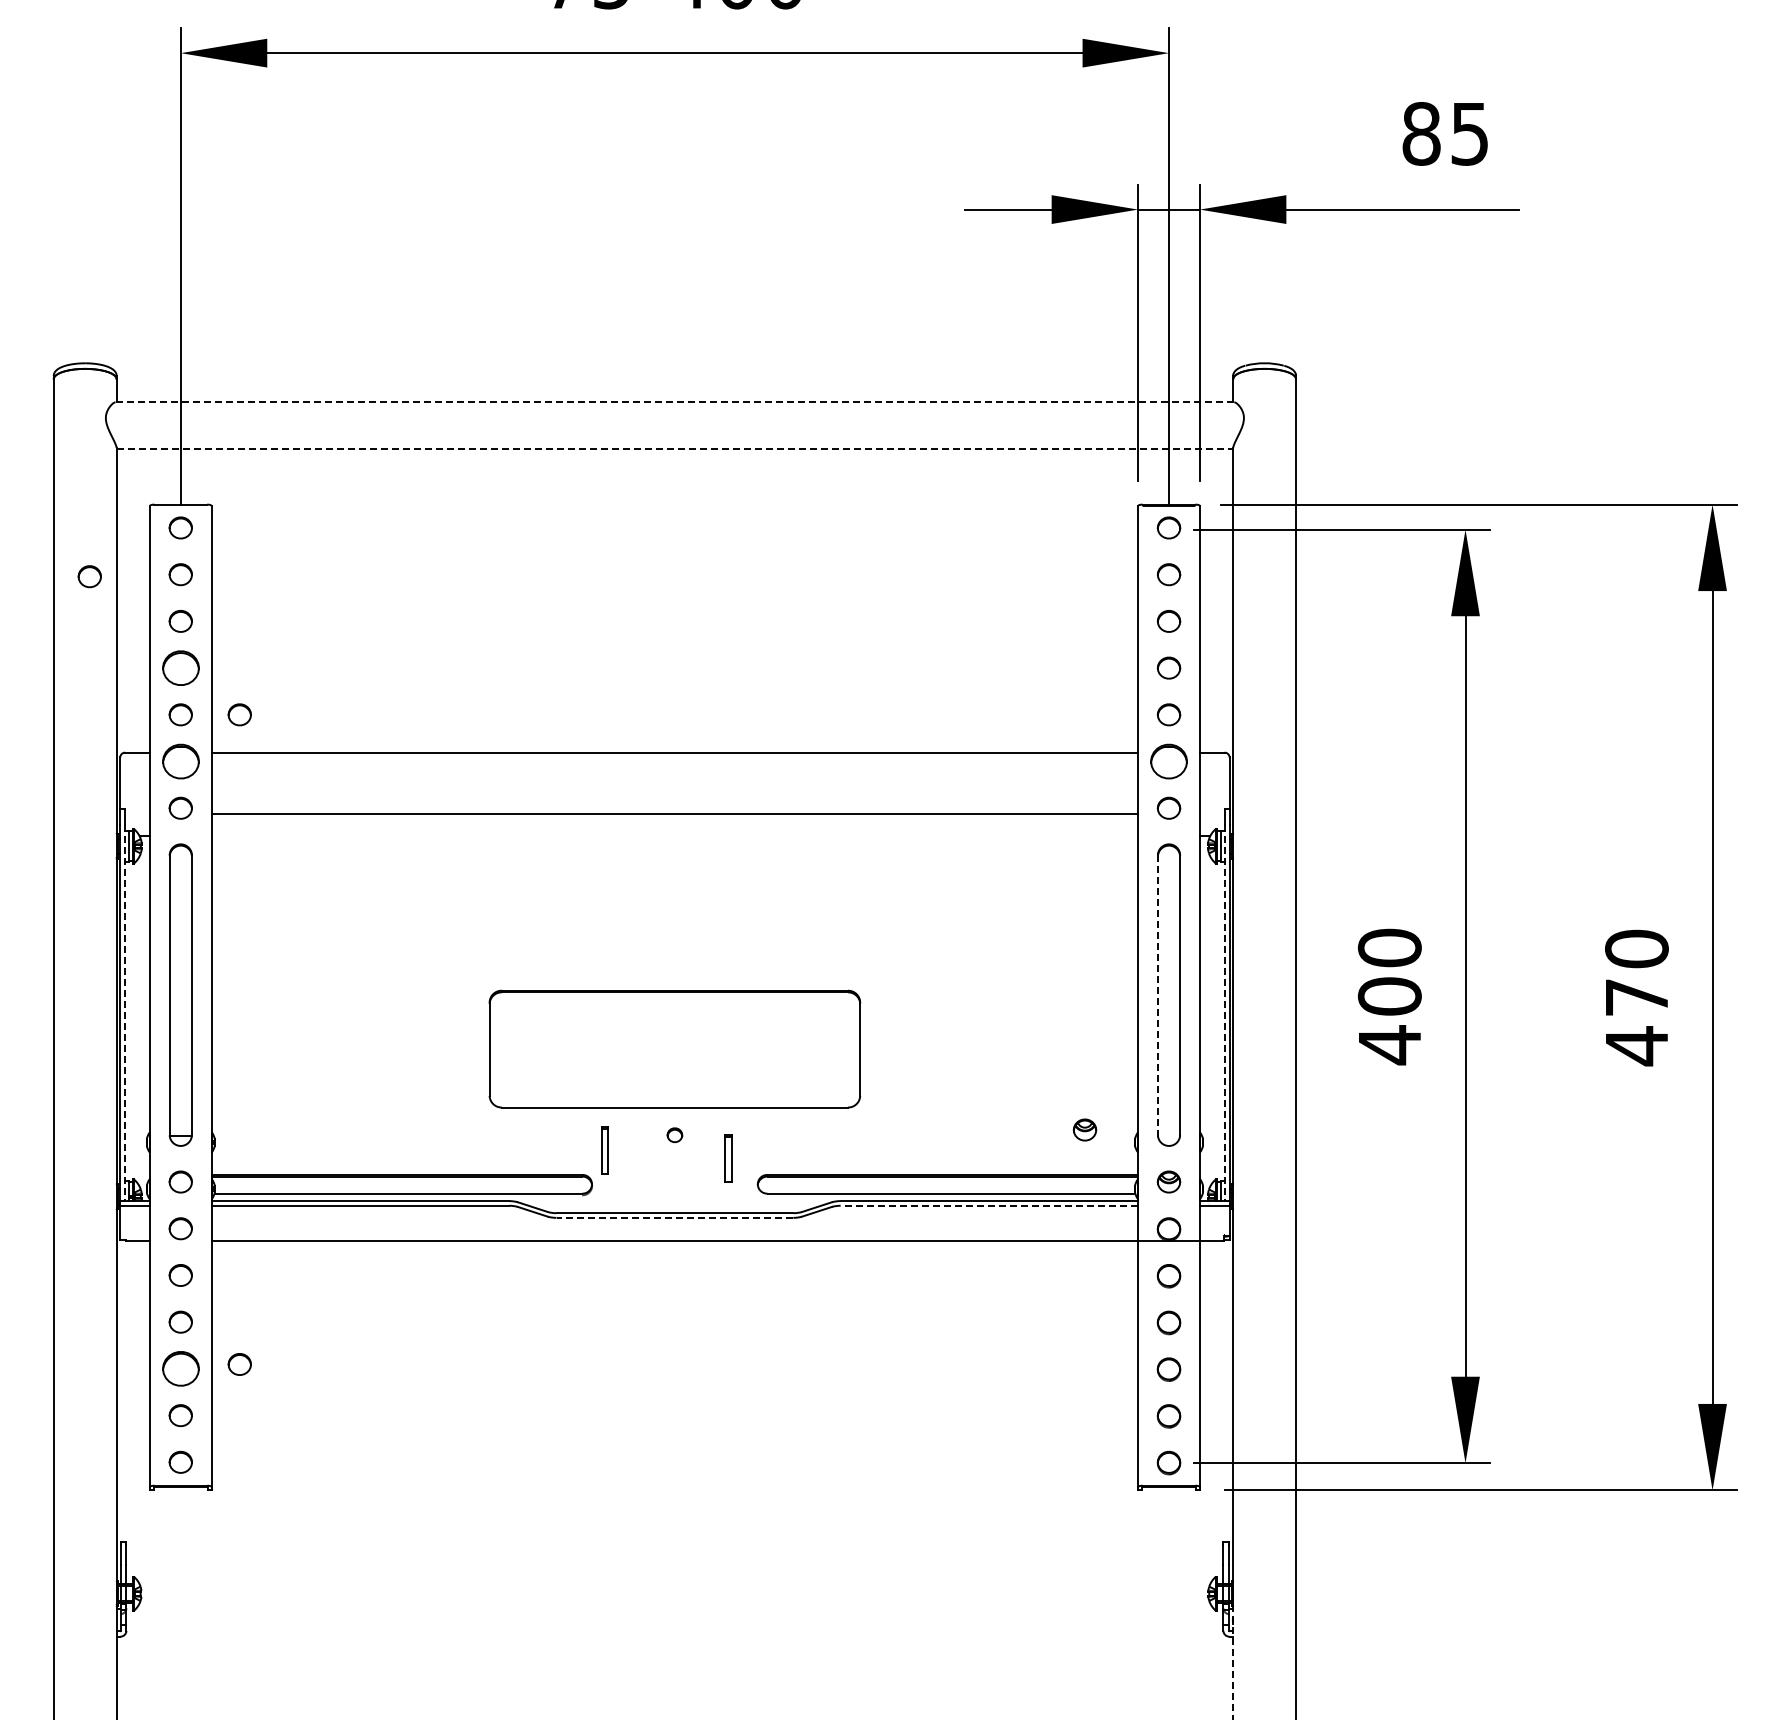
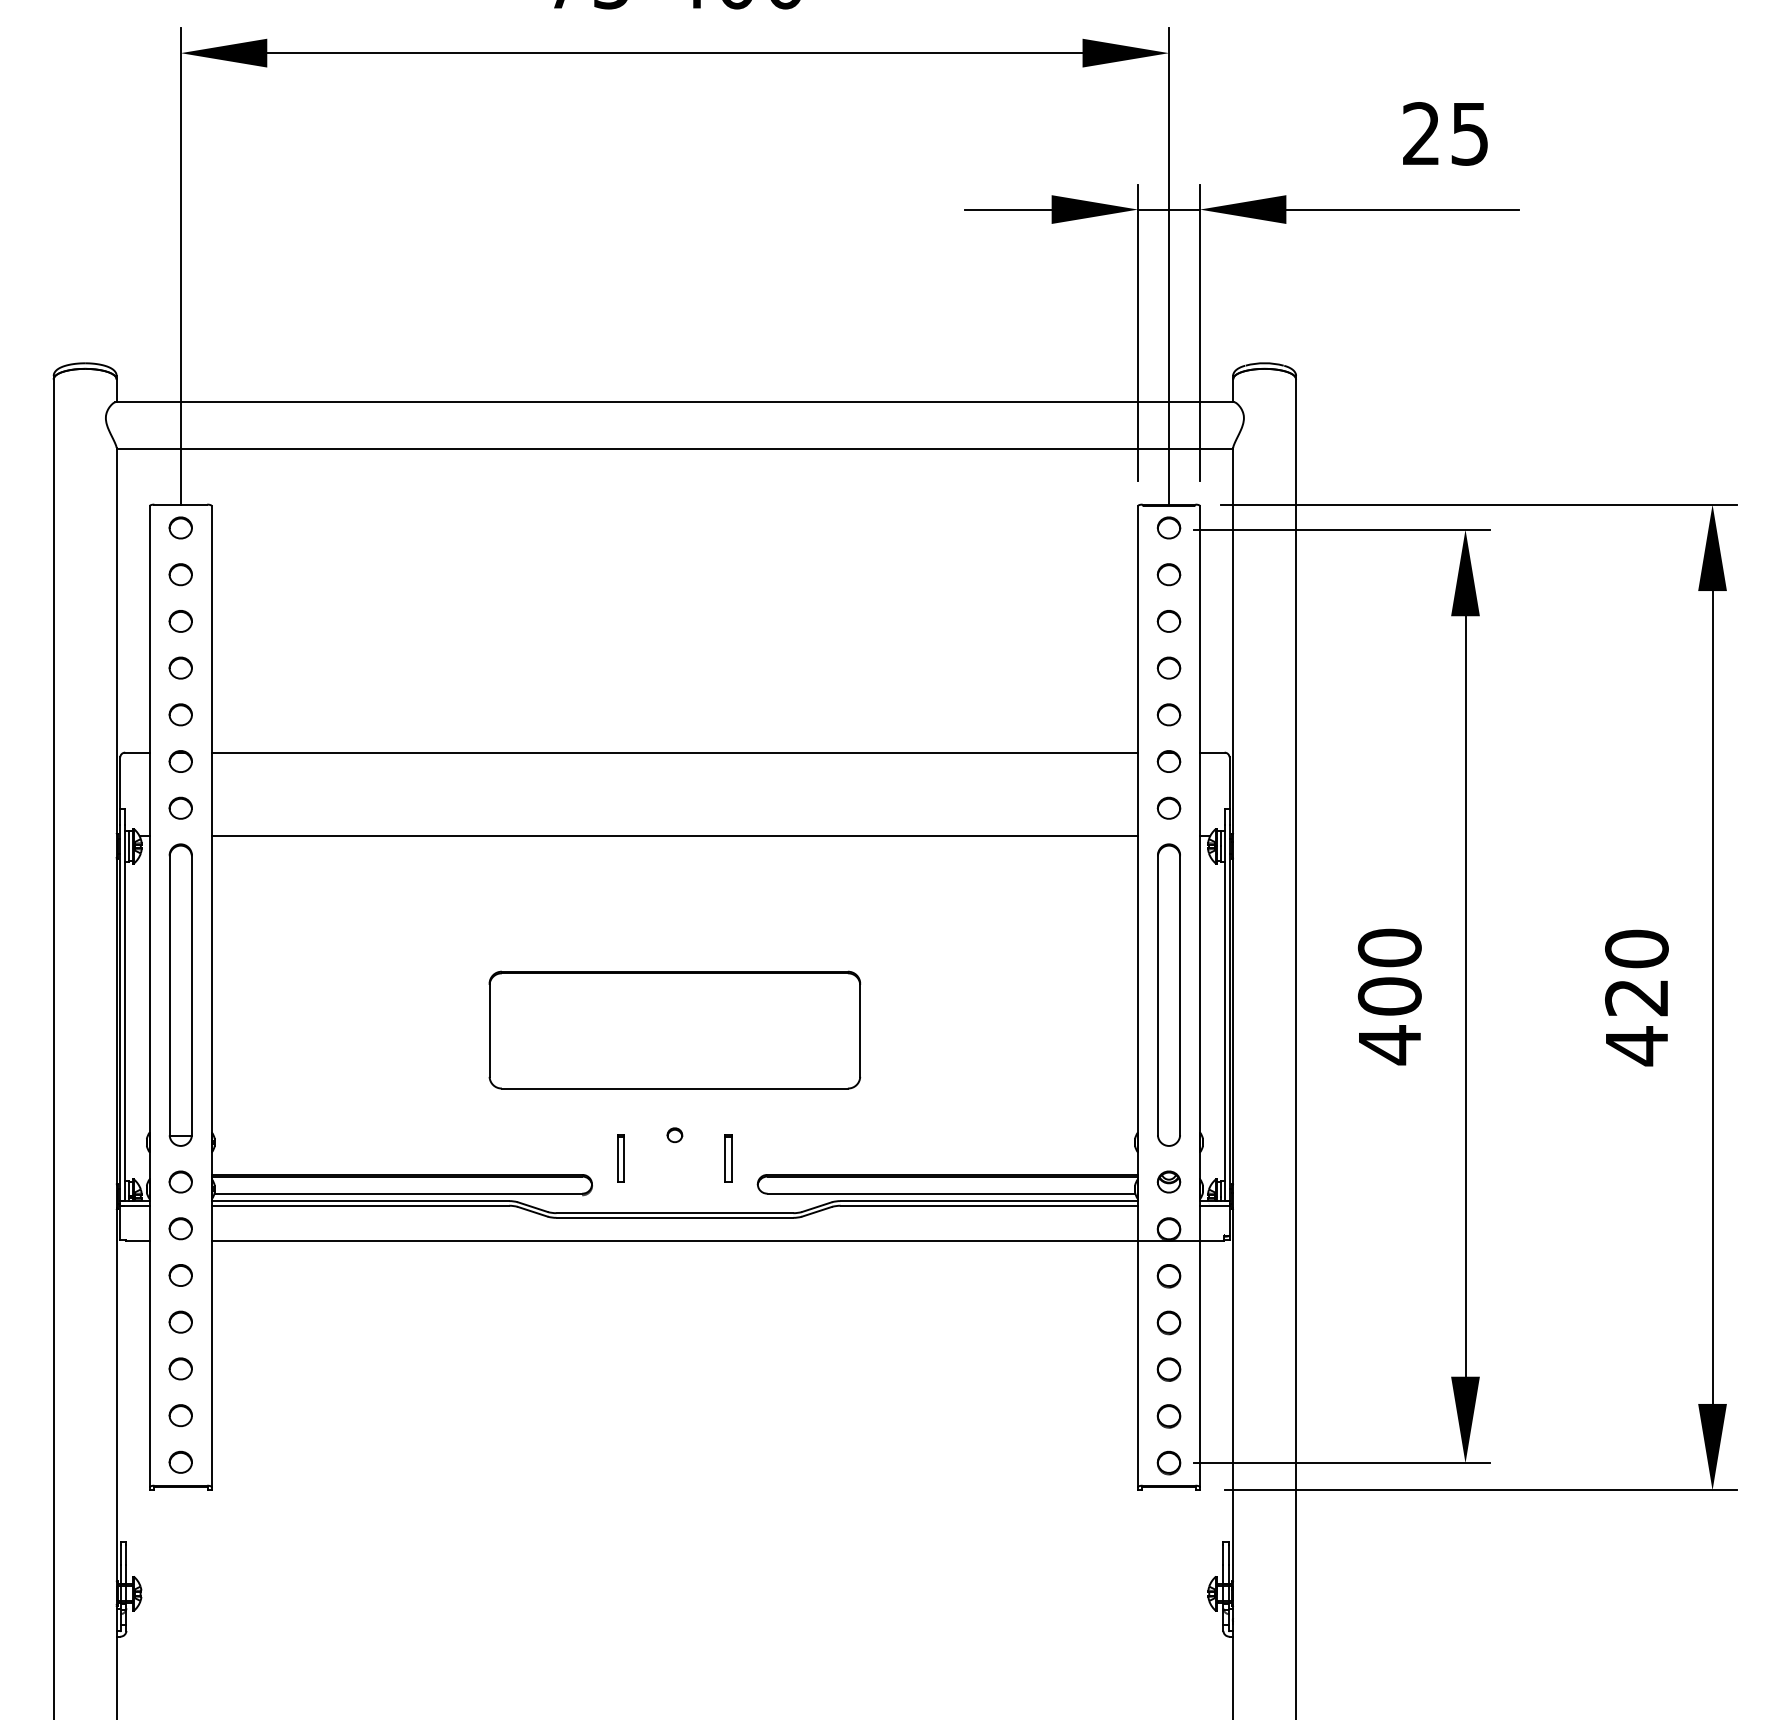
text: 85 -> 25 (1421, 133)
line: dashed -> solid (674, 402)
line: dashed -> solid (675, 449)
part: present -> none (89, 576)
part size: 38x36 px -> 25x24 px (180, 667)
part: present -> none (239, 714)
part size: 38x37 px -> 25x23 px (180, 761)
part size: 38x37 px -> 26x23 px (1168, 761)
line position: (674, 814) -> (674, 836) (674, 836)
line: dashed -> solid (1157, 995)
text: 470 -> 420 (1636, 997)
line: dashed -> solid (125, 1013)
line: dashed -> solid (1224, 1013)
part position: (674, 1048) -> (674, 1029) (674, 1029)
part: present -> none (1084, 1129)
part position: (604, 1150) -> (620, 1158) (620, 1158)
line: dashed -> solid (989, 1205)
line: dashed -> solid (674, 1217)
part: present -> none (239, 1364)
part size: 38x36 px -> 25x24 px (180, 1368)
line: dashed -> solid (1233, 1662)
